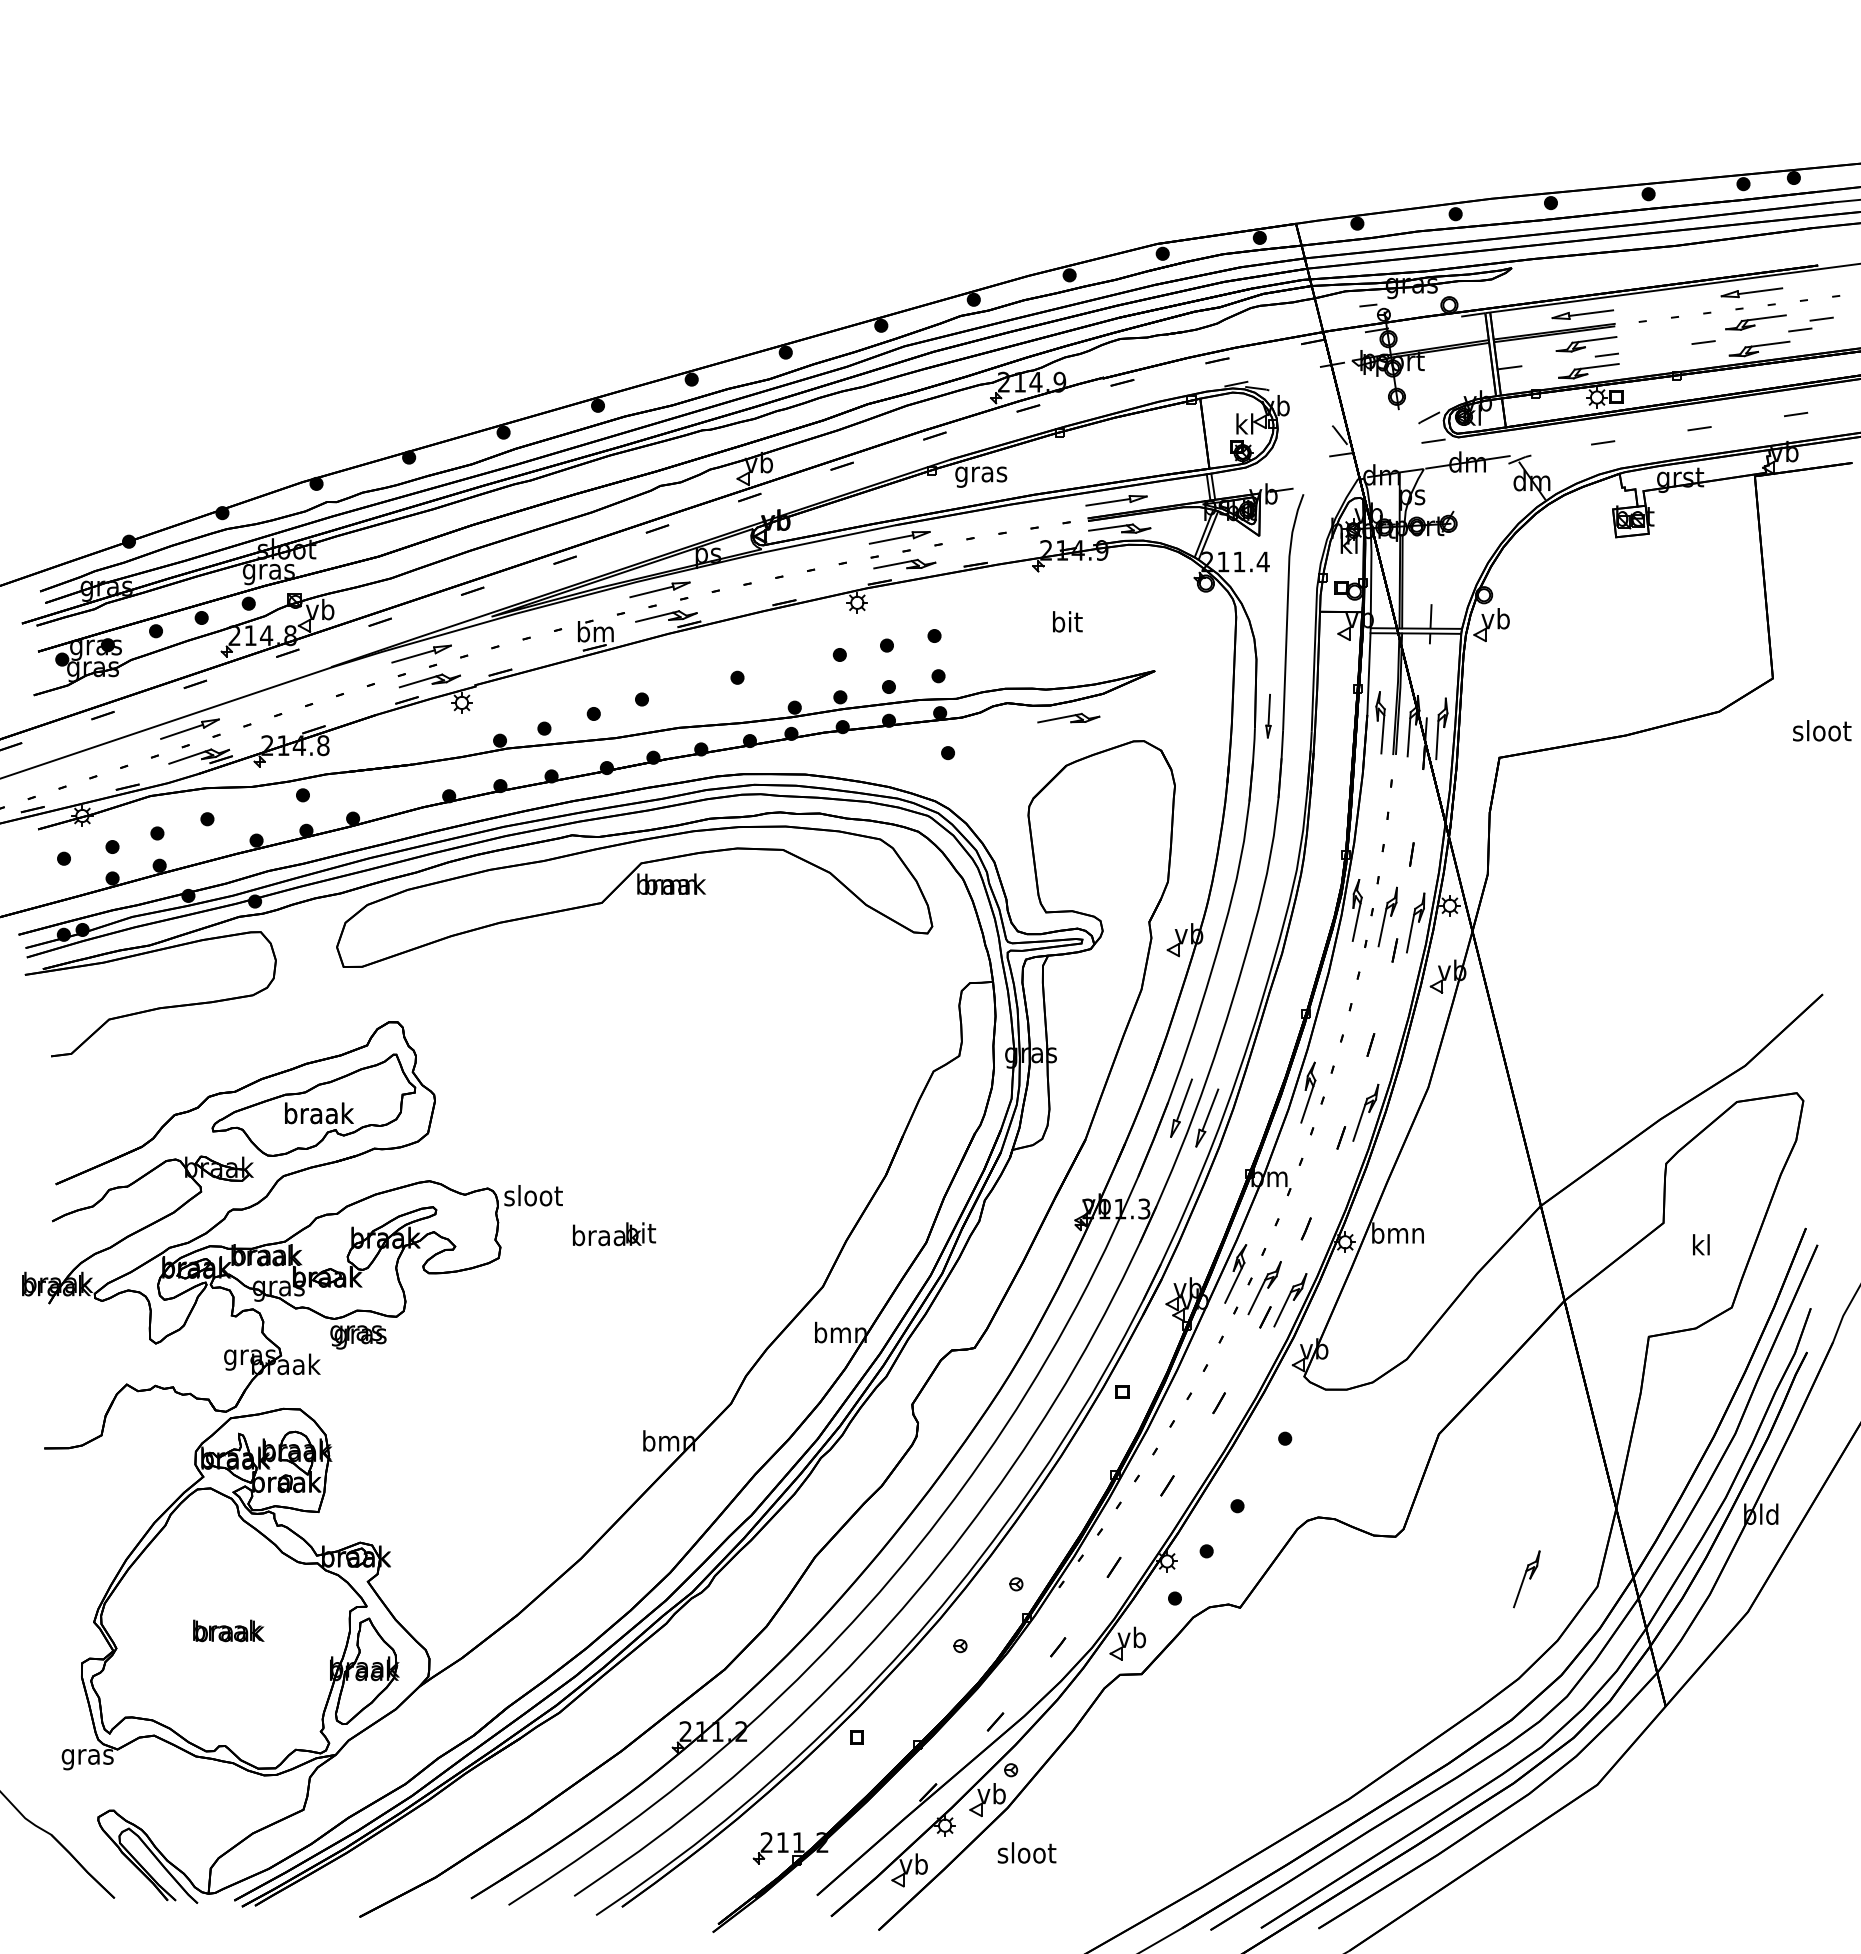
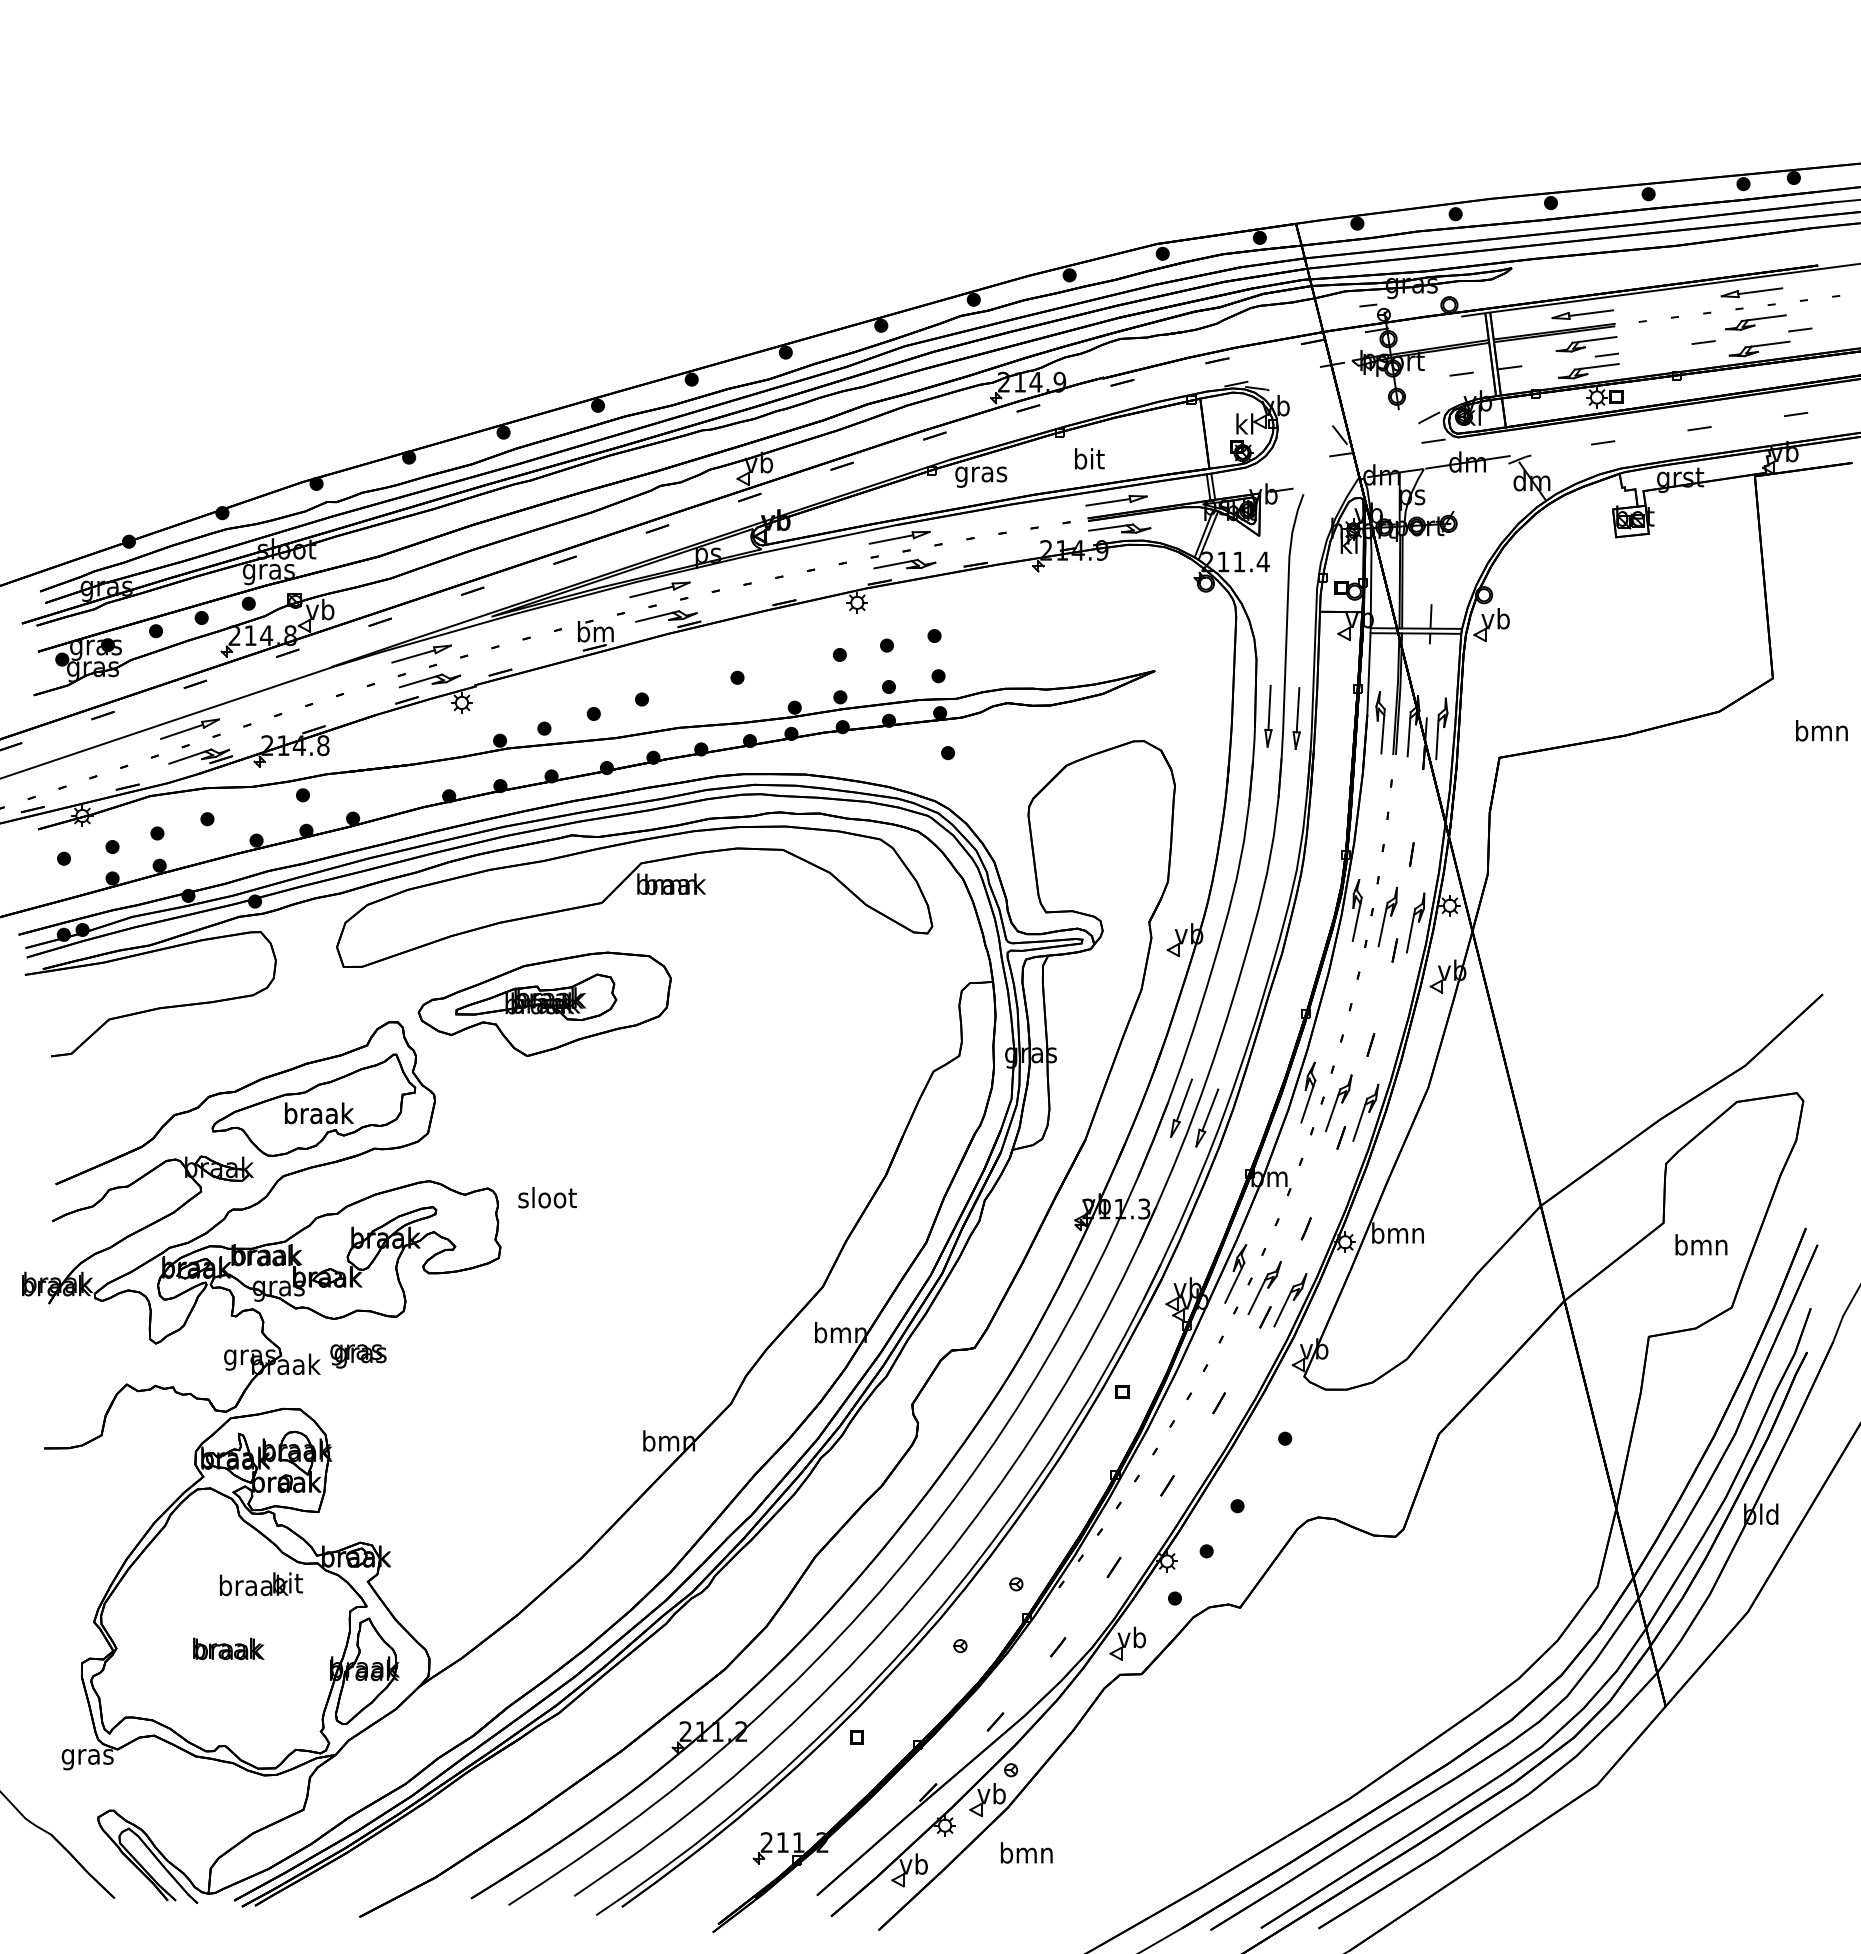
line position: (1821, 318) -> (1461, 373) (1461, 373)
text position: (1067, 621) -> (1089, 458) (1089, 458)
part size: 7x45 px -> 9x64 px (1268, 715)
part: present -> none (1068, 717)
part: none -> present (1296, 718)
text: sloot -> bmn (1822, 730)
part: none -> present (544, 1003)
text position: (533, 1195) -> (547, 1197) (547, 1197)
text position: (614, 1234) -> (261, 1584) (261, 1584)
text: kl -> bmn (1701, 1244)
text position: (358, 1337) -> (358, 1356) (358, 1356)
part position: (1526, 1579) -> (1338, 1103) (1338, 1103)
text position: (228, 1630) -> (228, 1648) (228, 1648)
text: sloot -> bmn (1026, 1852)
